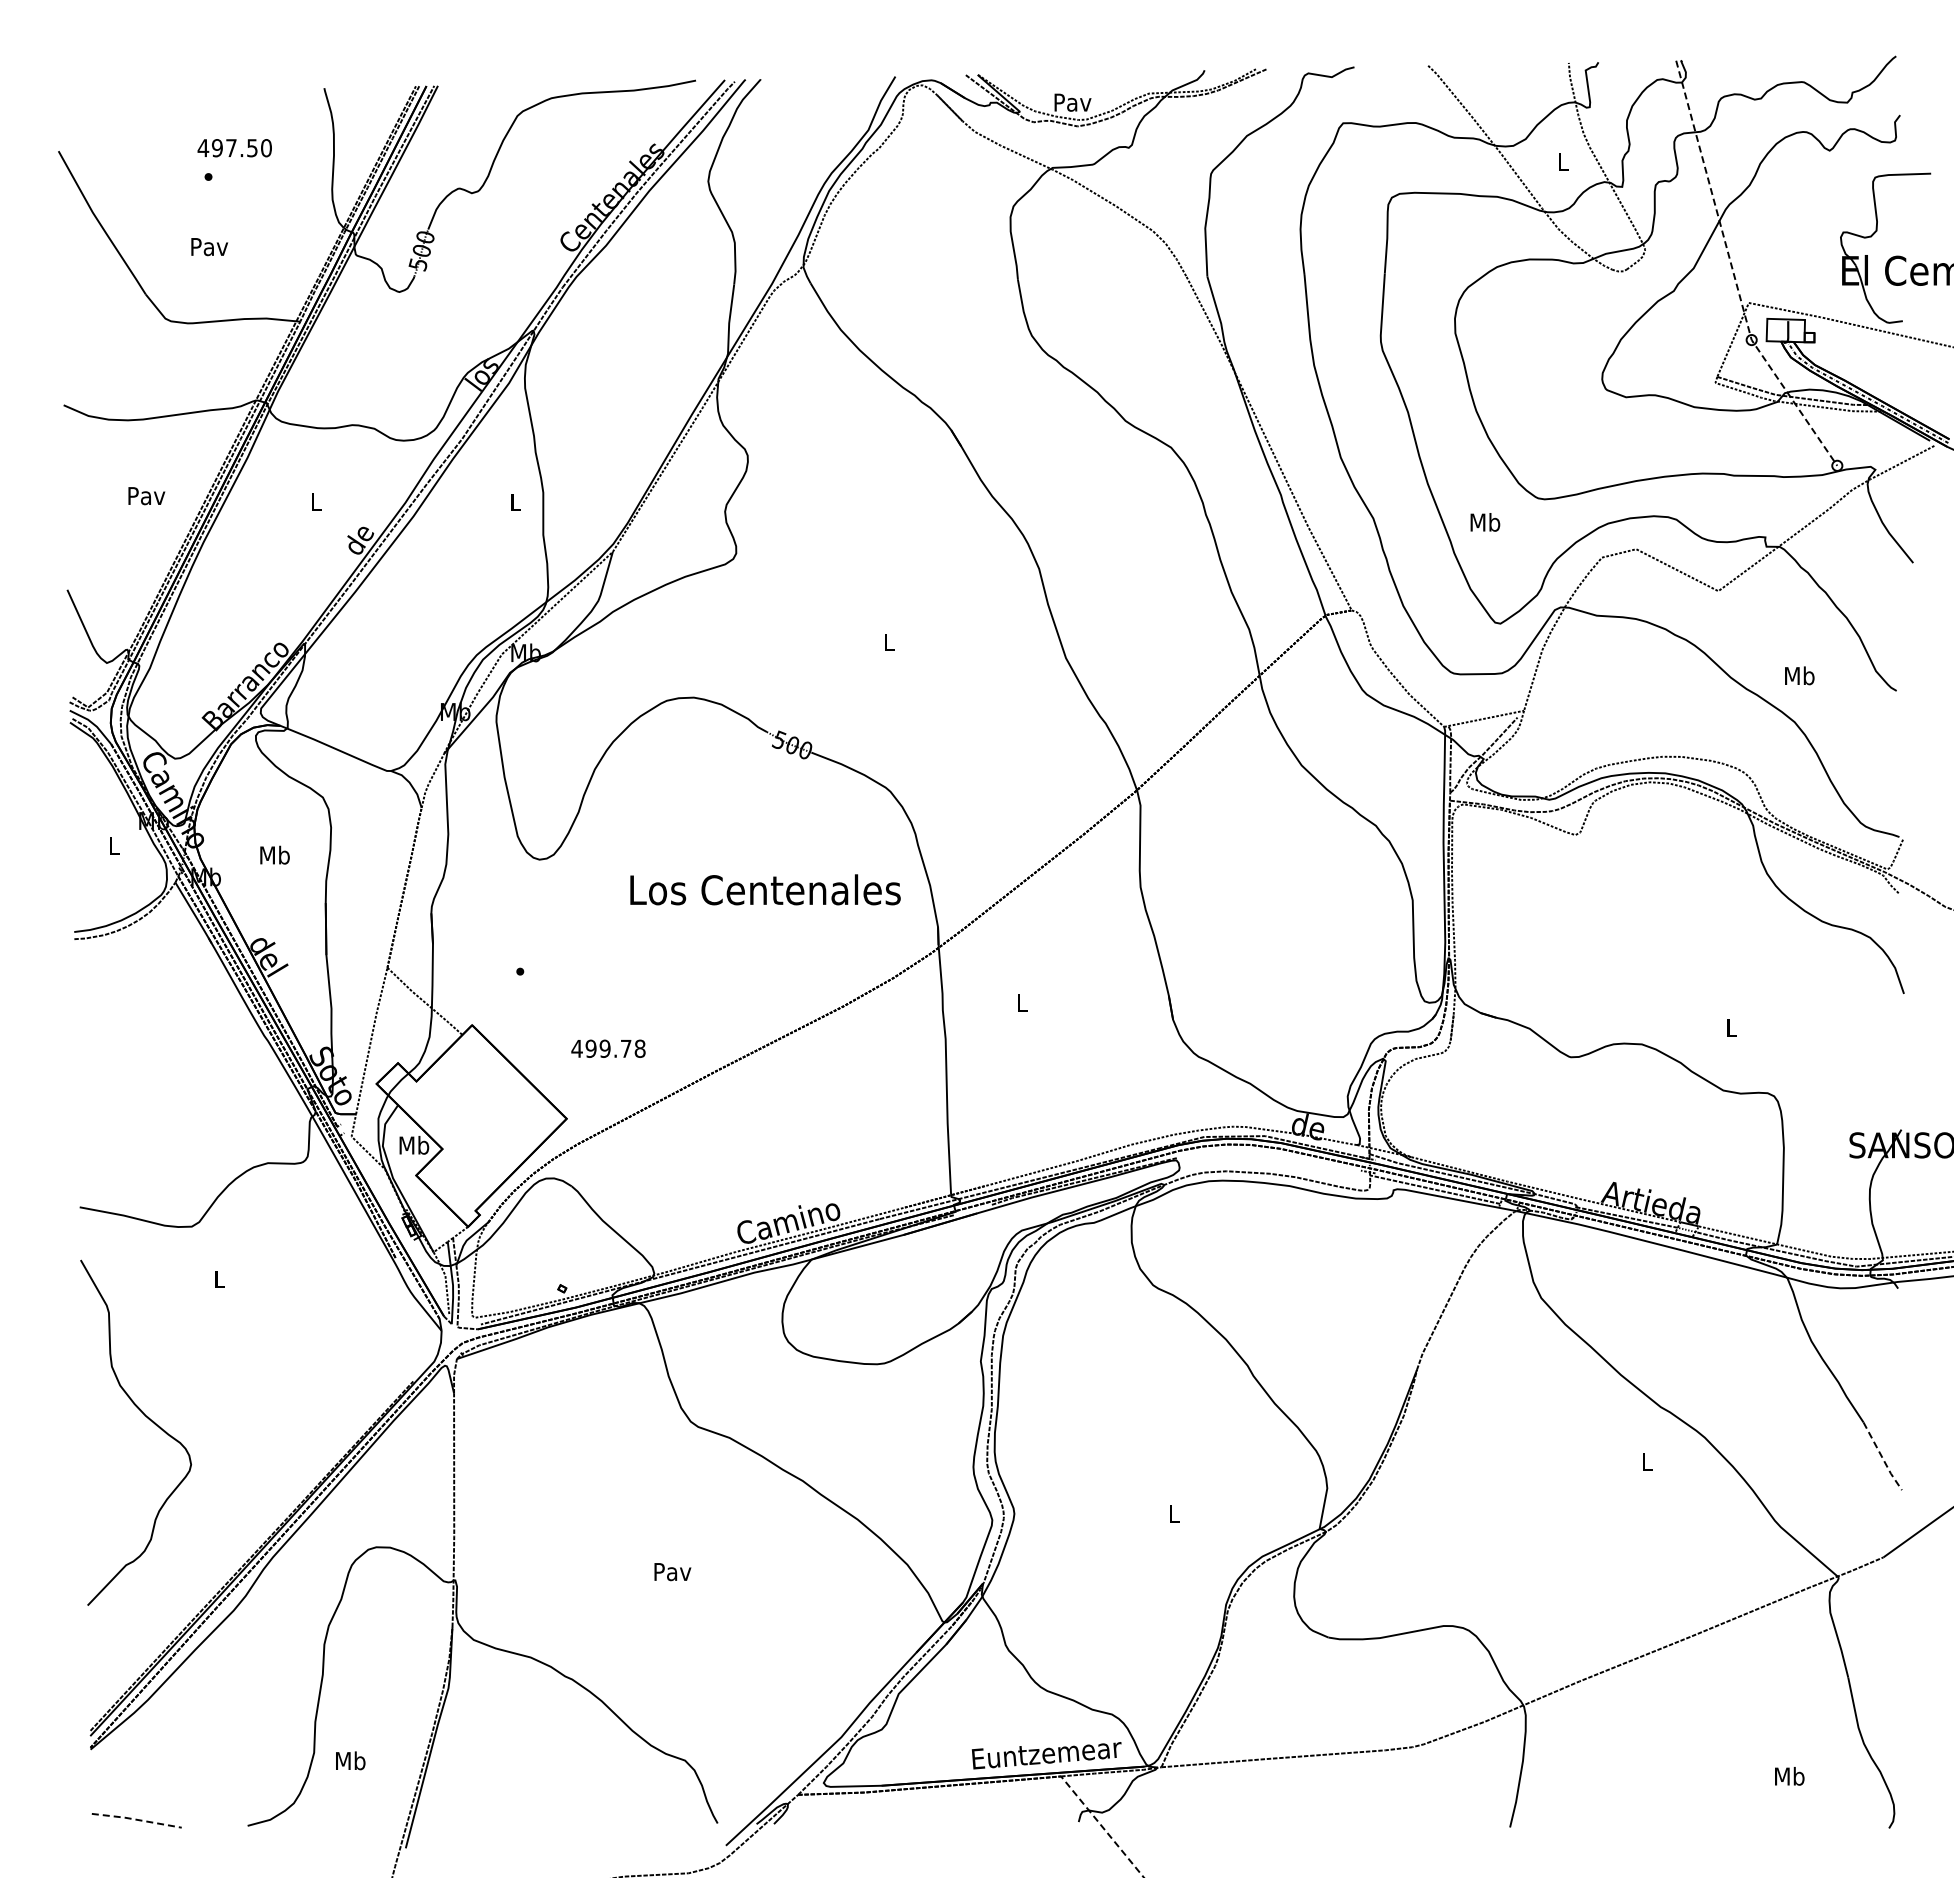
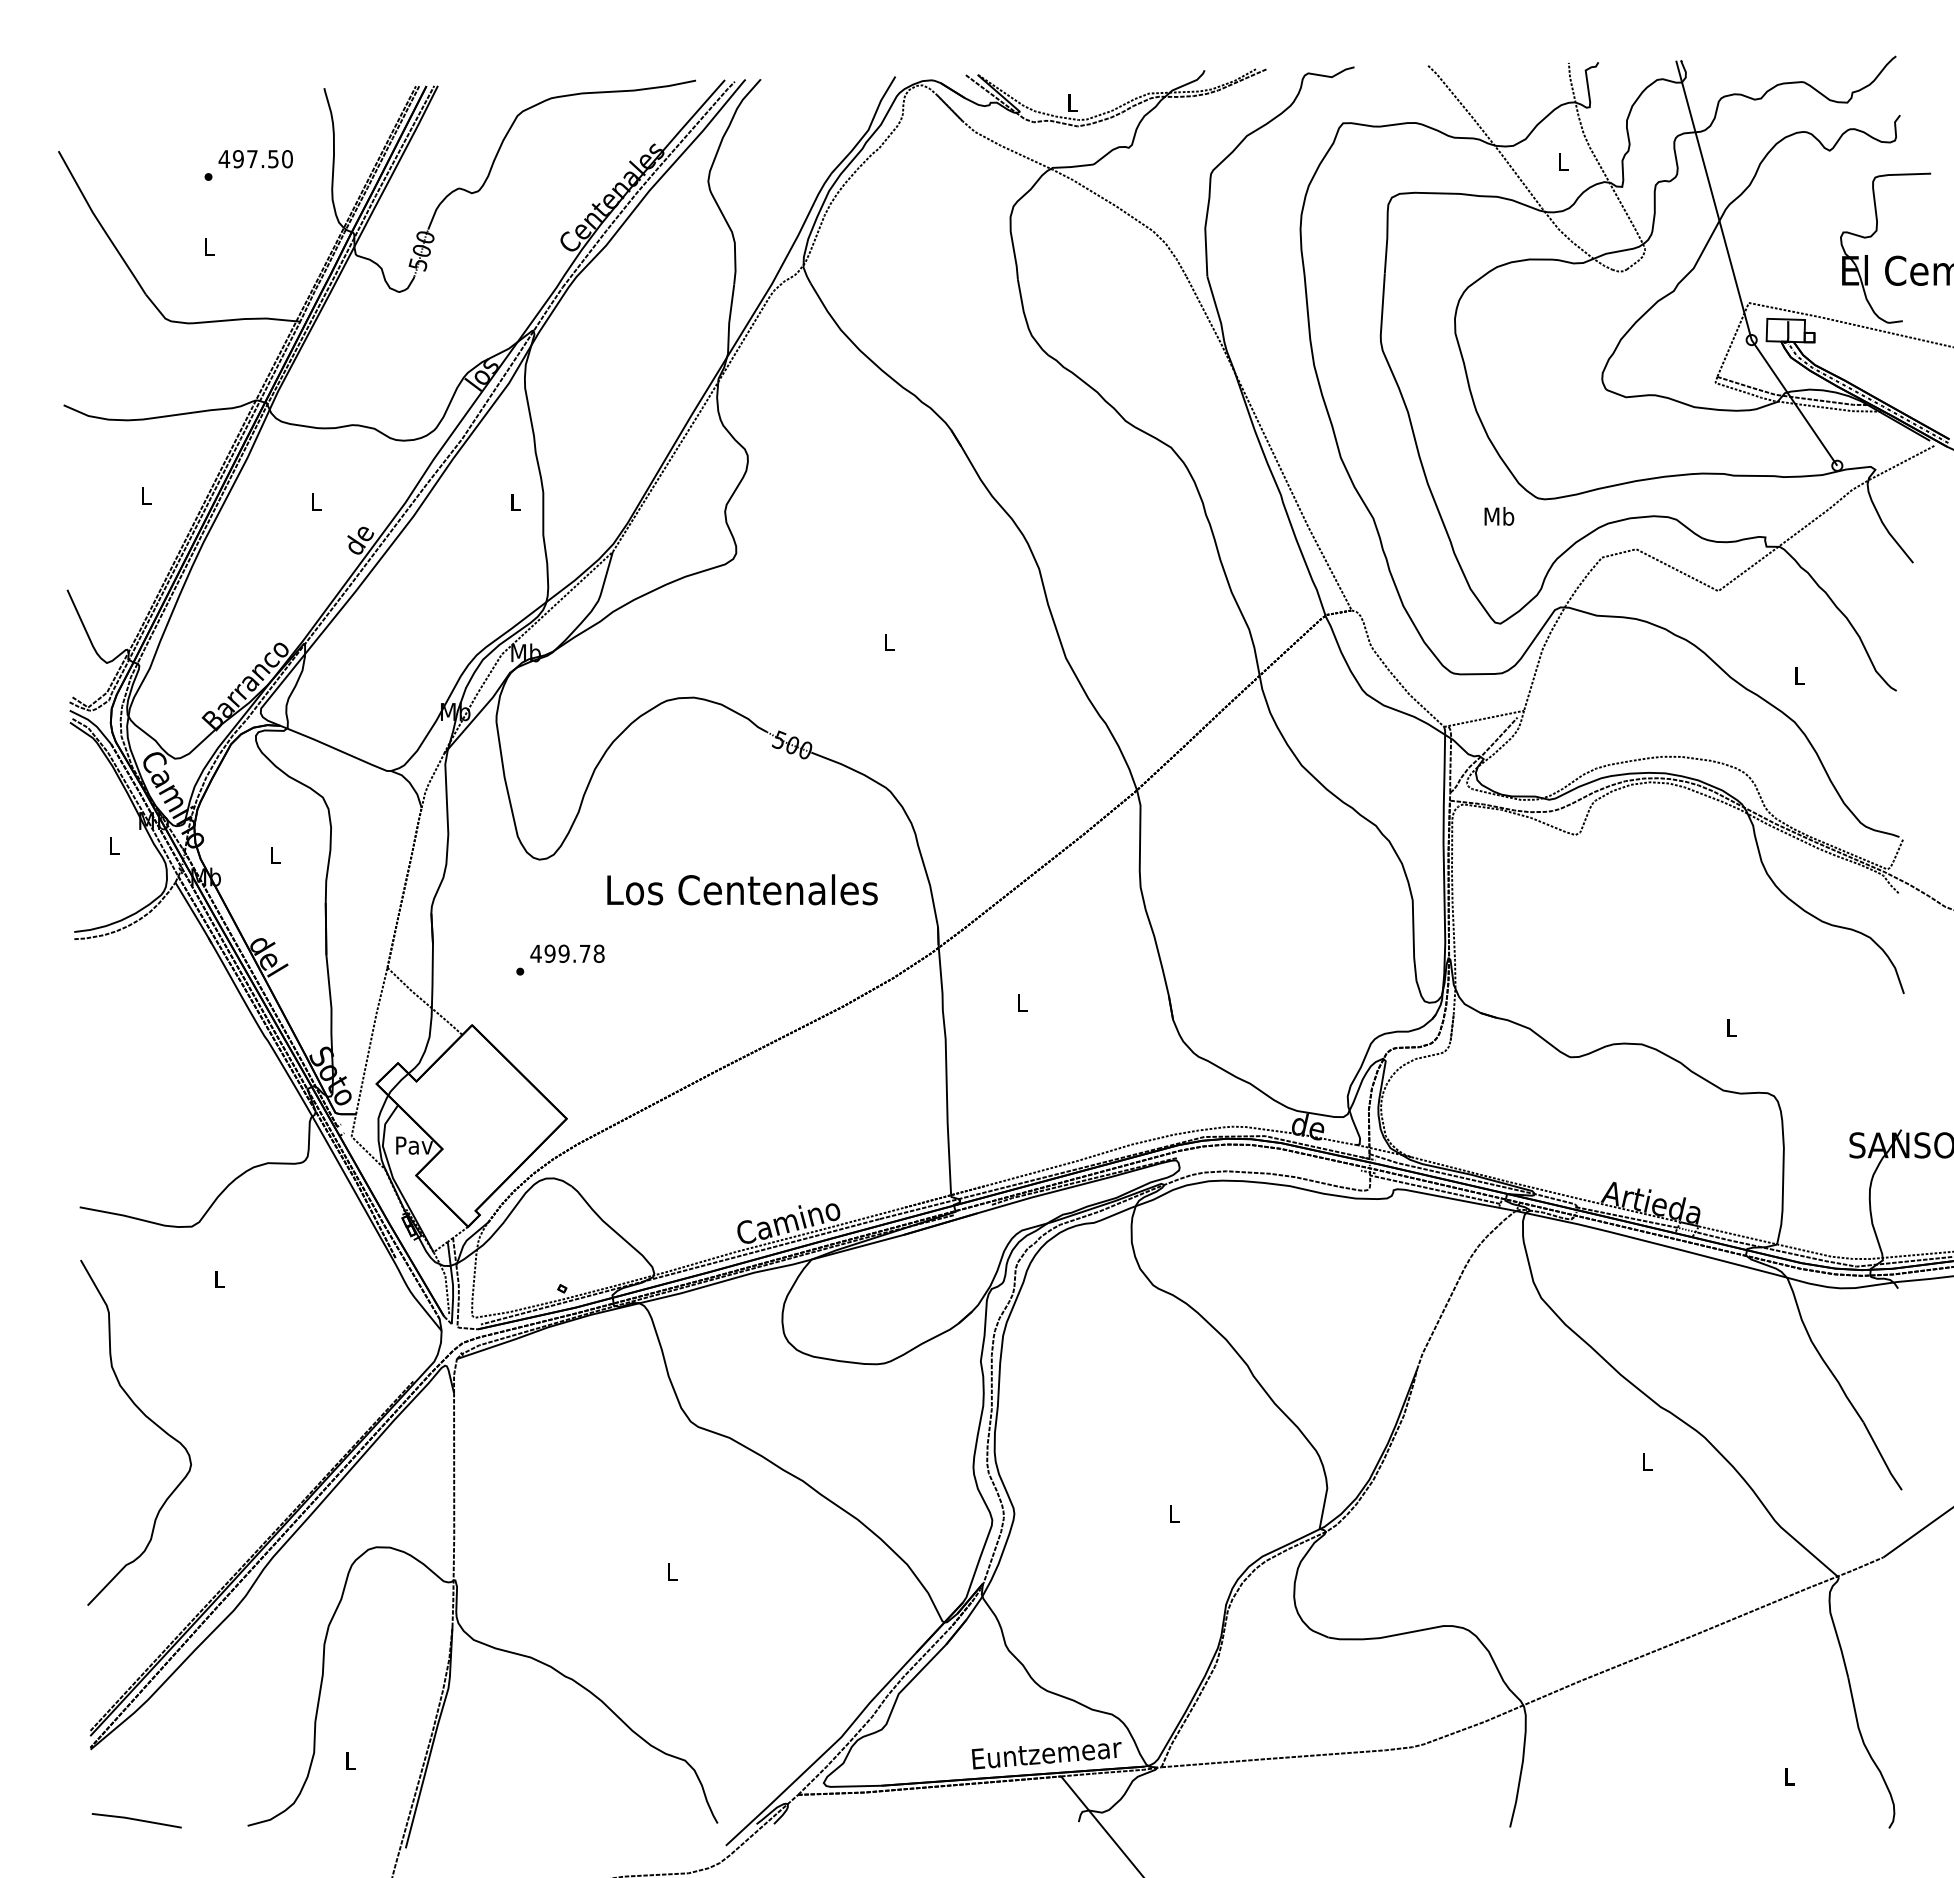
text: Pav -> L (1072, 102)
text position: (234, 148) -> (255, 159) (255, 159)
text: Pav -> L (209, 247)
line: dashed -> solid (1733, 274)
text: Pav -> L (146, 496)
text position: (1485, 522) -> (1499, 516) (1499, 516)
text: Mb -> L (1799, 675)
text: Mb -> L (274, 854)
text position: (765, 889) -> (742, 889) (742, 889)
text position: (608, 1048) -> (567, 953) (567, 953)
text: Mb -> Pav (414, 1144)
line: dashed -> solid (1882, 1457)
text: Pav -> L (672, 1572)
text: Mb -> L (350, 1760)
text: Mb -> L (1789, 1776)
line: dashed -> solid (136, 1819)
line: dashed -> solid (1102, 1826)
